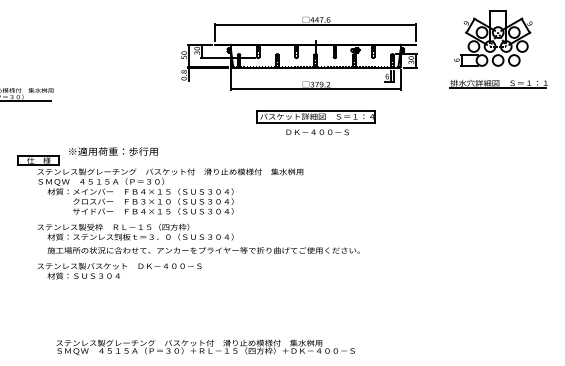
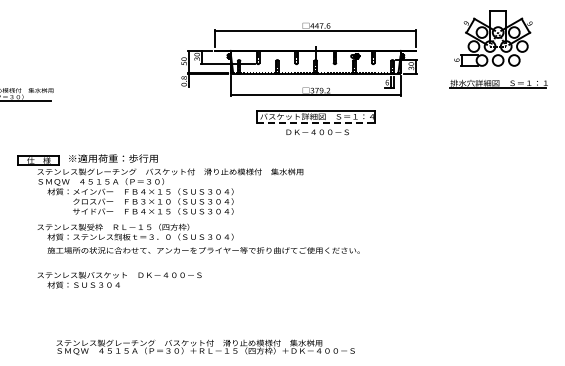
part position: (299, 53) -> (299, 59) (299, 59)
line: solid -> dashed (316, 123)
text position: (113, 151) -> (113, 158) (113, 158)
text position: (119, 271) -> (119, 280) (119, 280)
